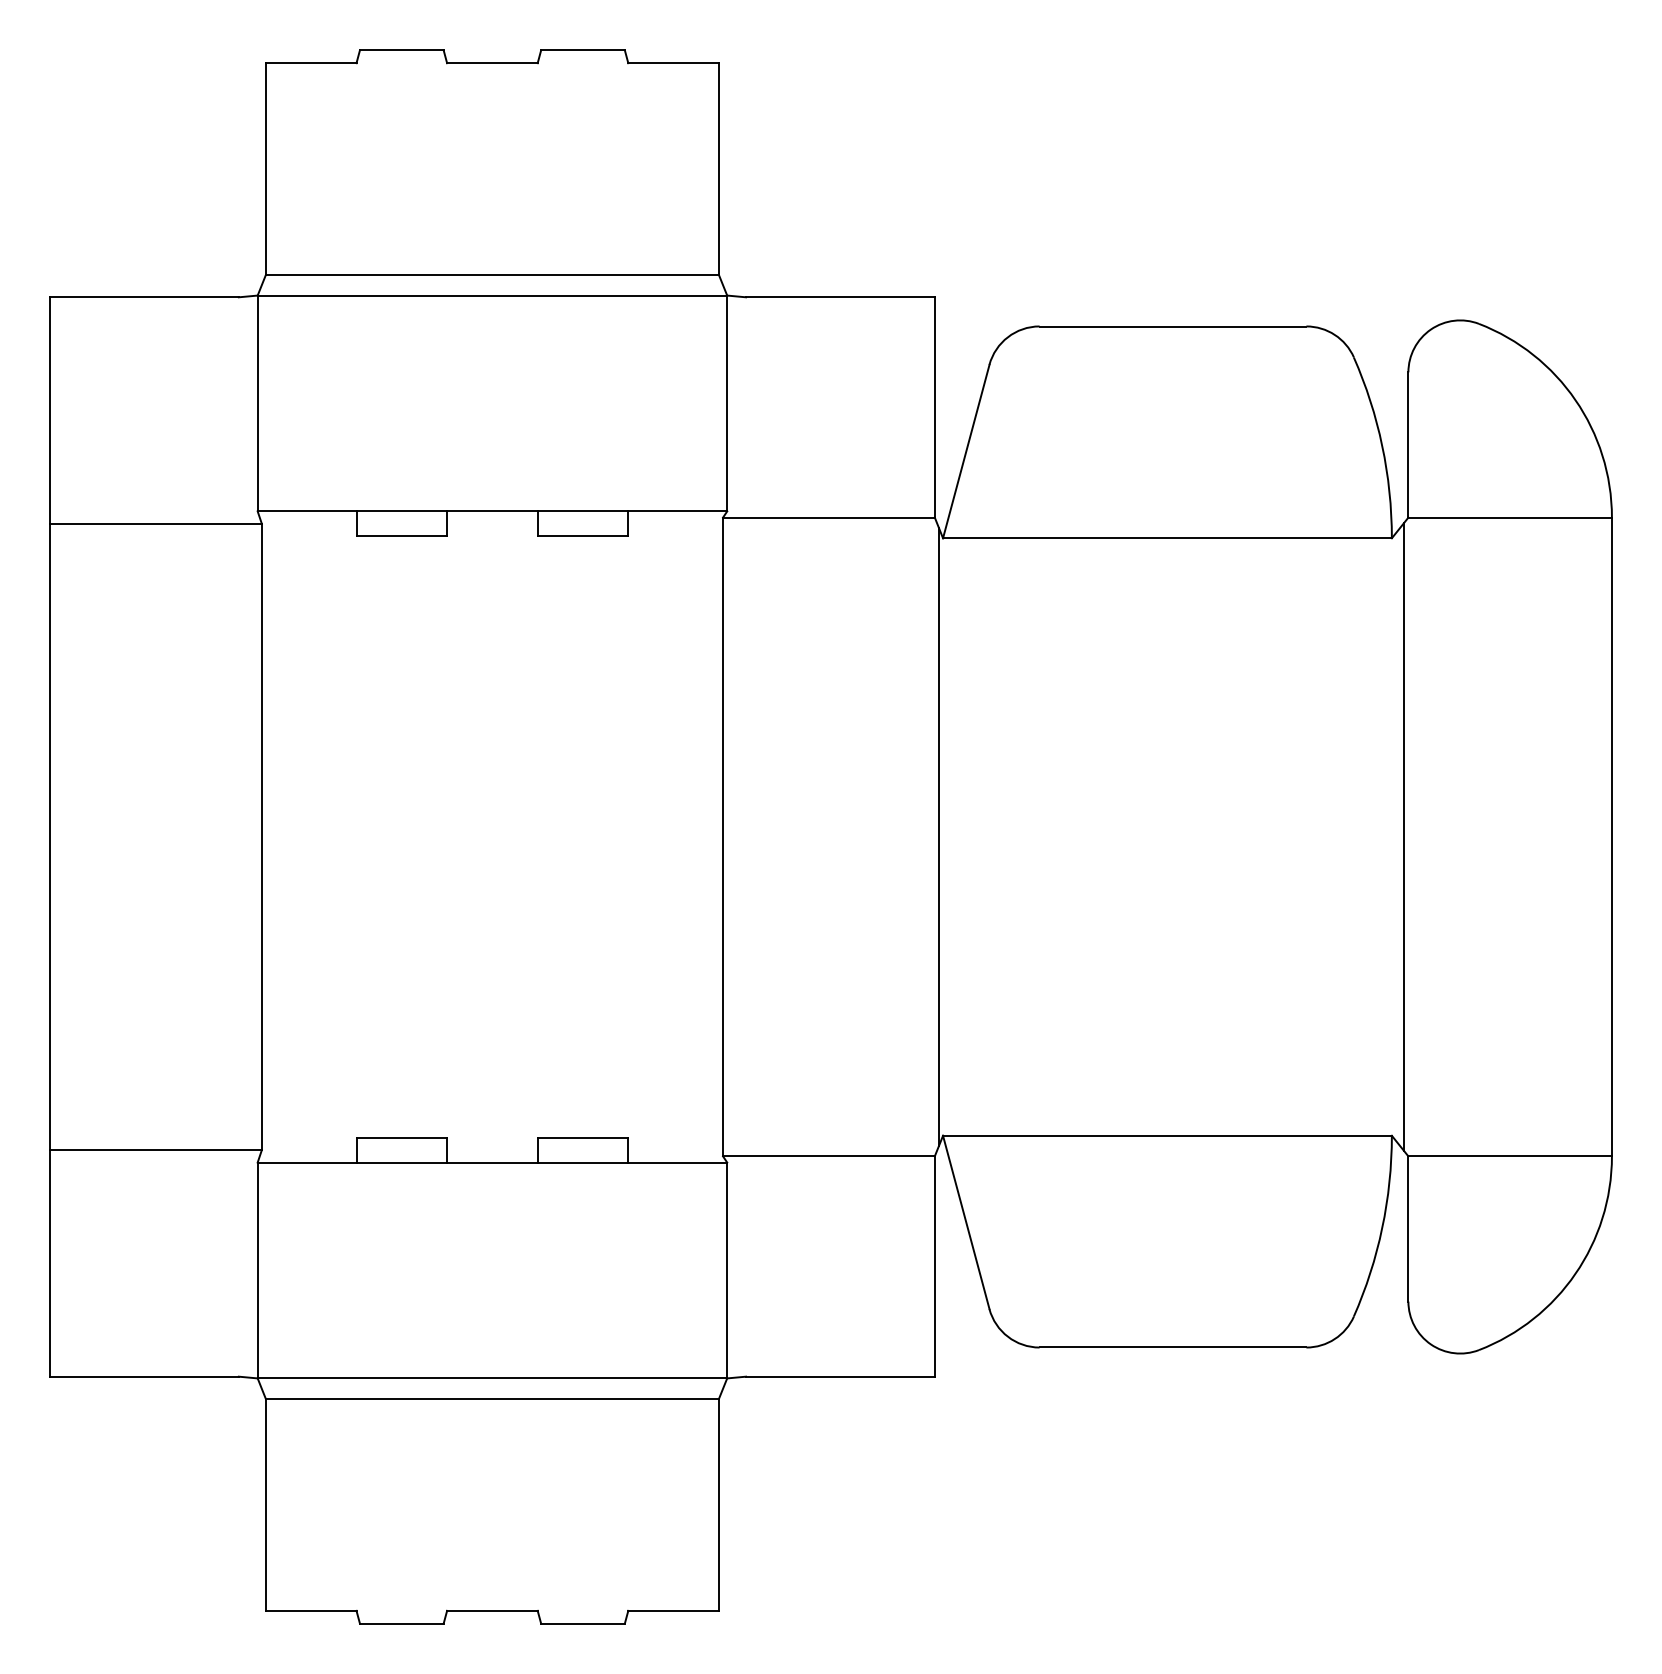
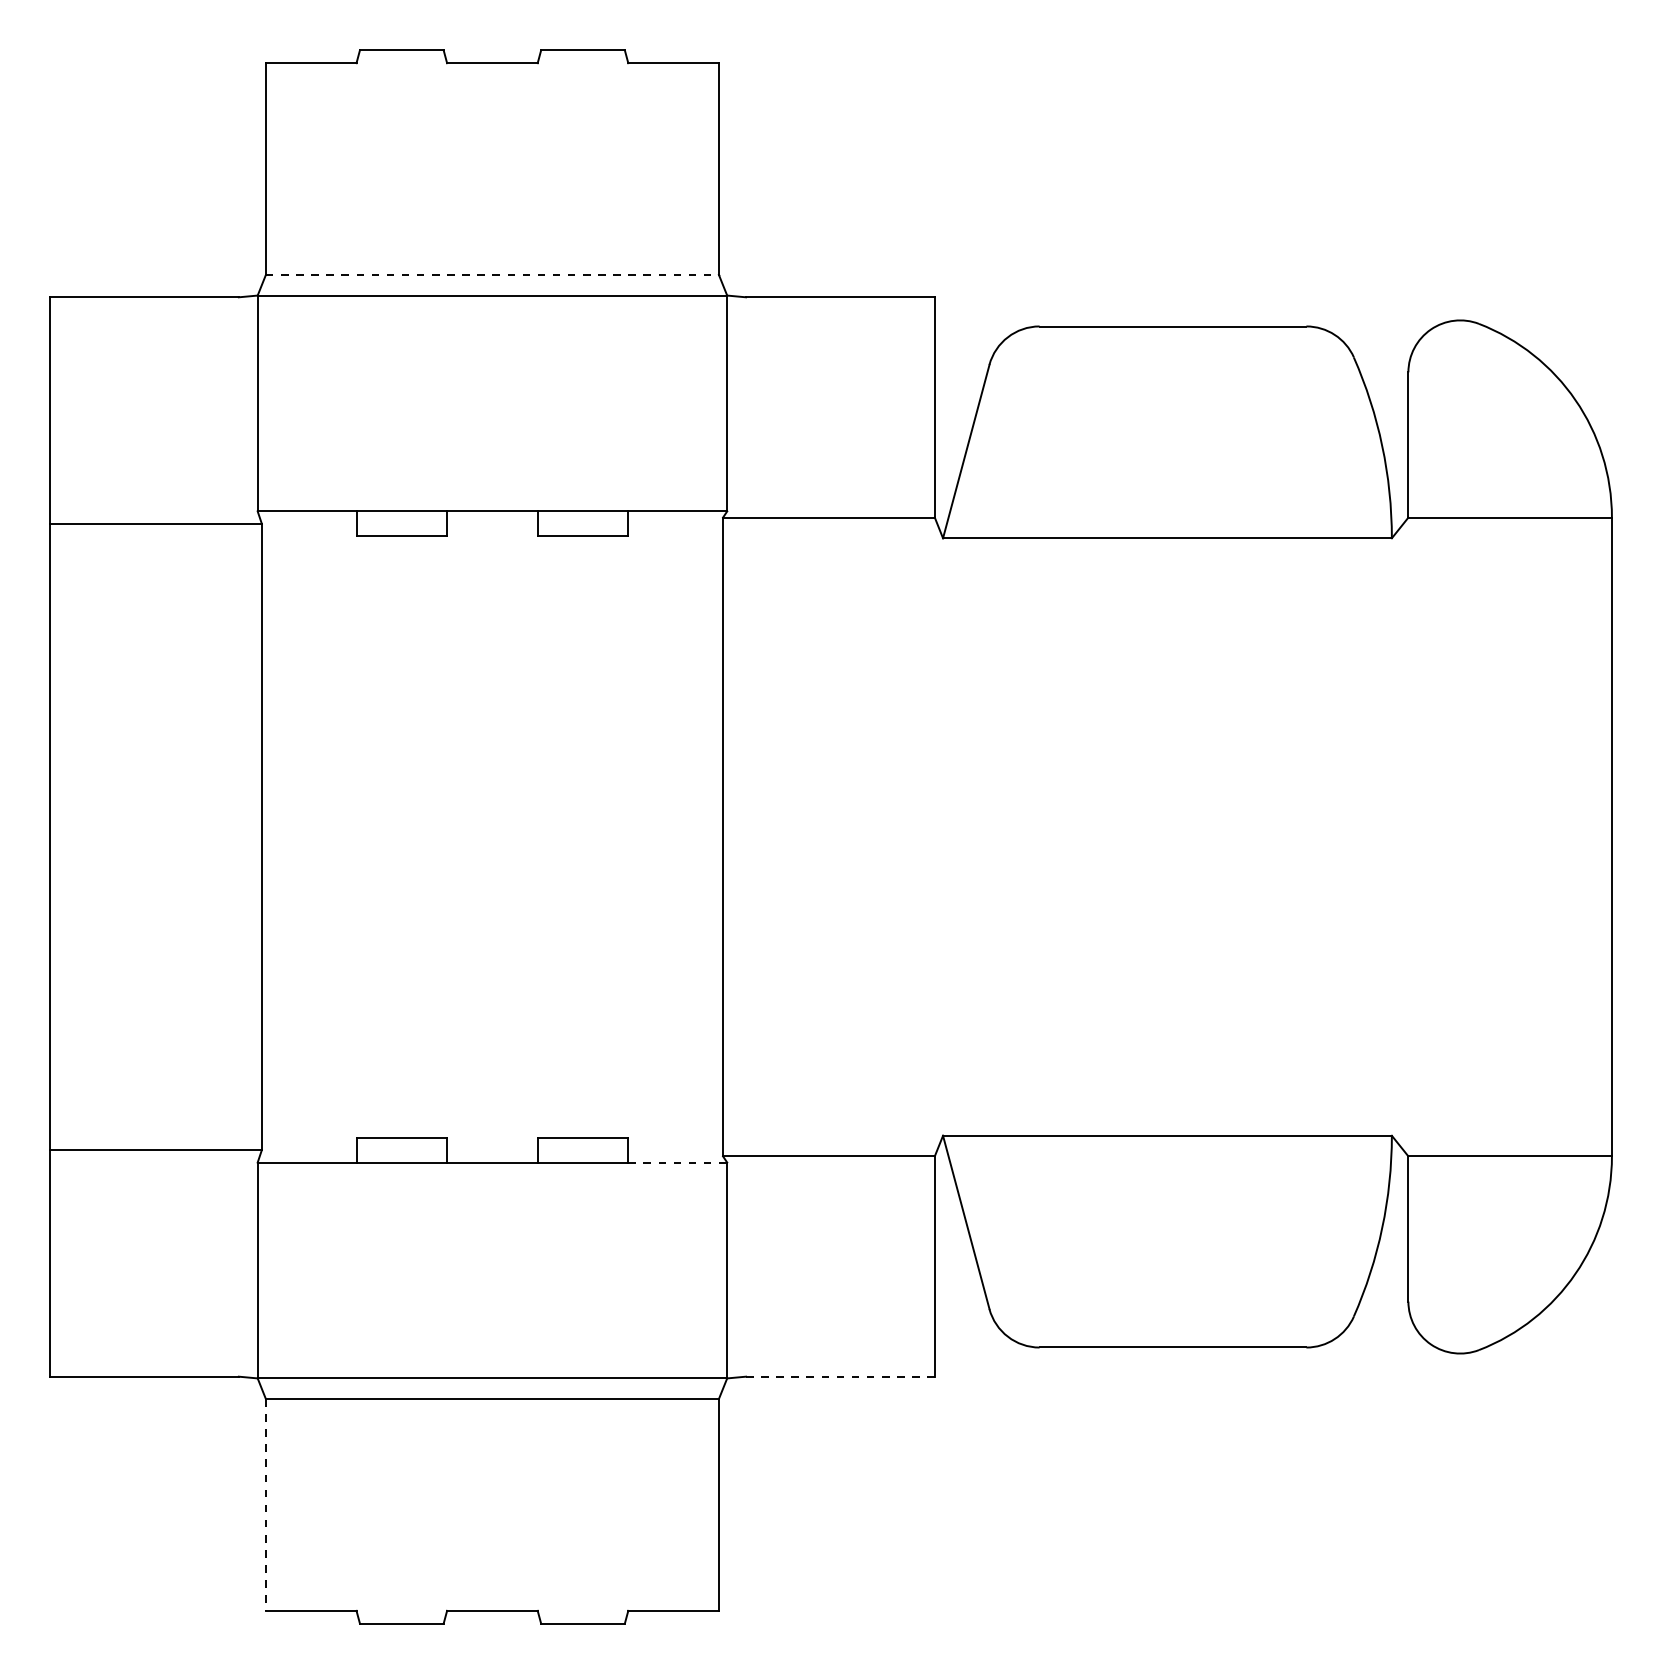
line: solid -> dashed (492, 274)
line: present -> none (938, 836)
line: present -> none (1404, 836)
line: solid -> dashed (678, 1162)
line: solid -> dashed (839, 1376)
line: solid -> dashed (265, 1504)
